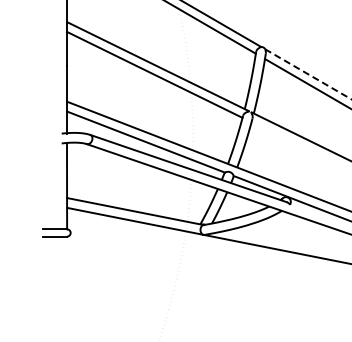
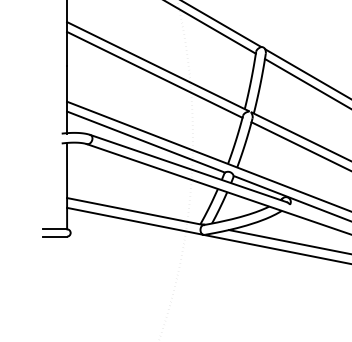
line: dashed -> solid (308, 74)
line: none -> present (299, 145)
line: none -> present (288, 241)
